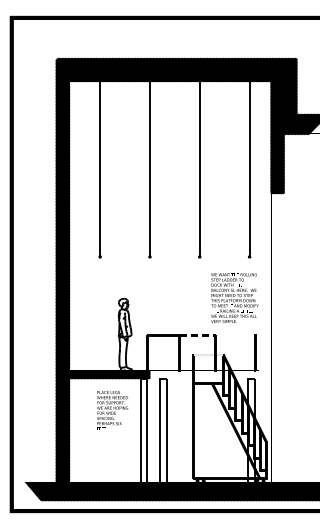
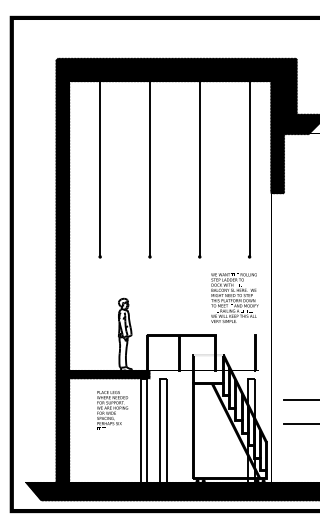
line: dashed -> solid (215, 335)
line: none -> present (299, 399)
line: none -> present (299, 424)
